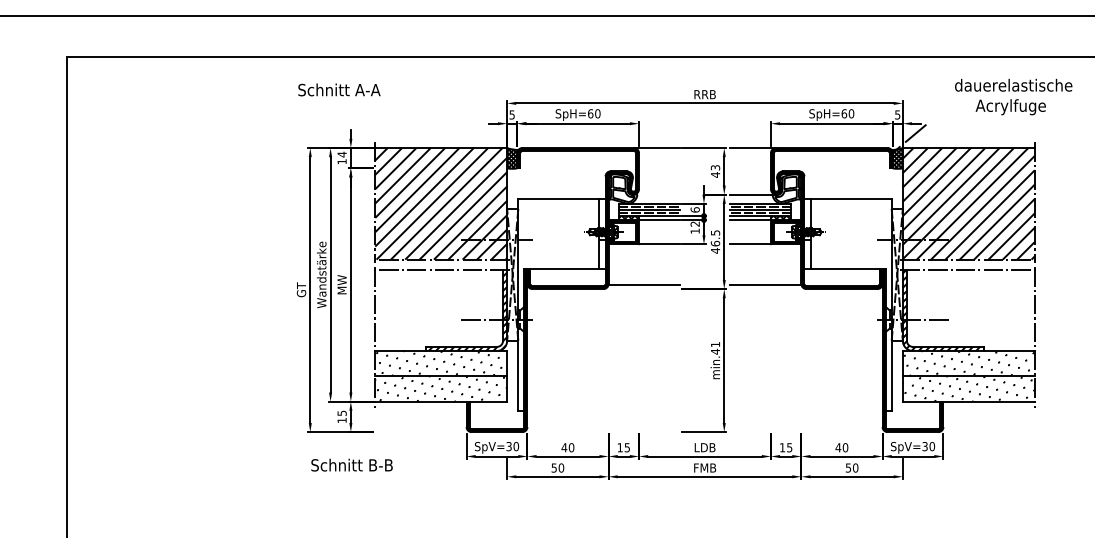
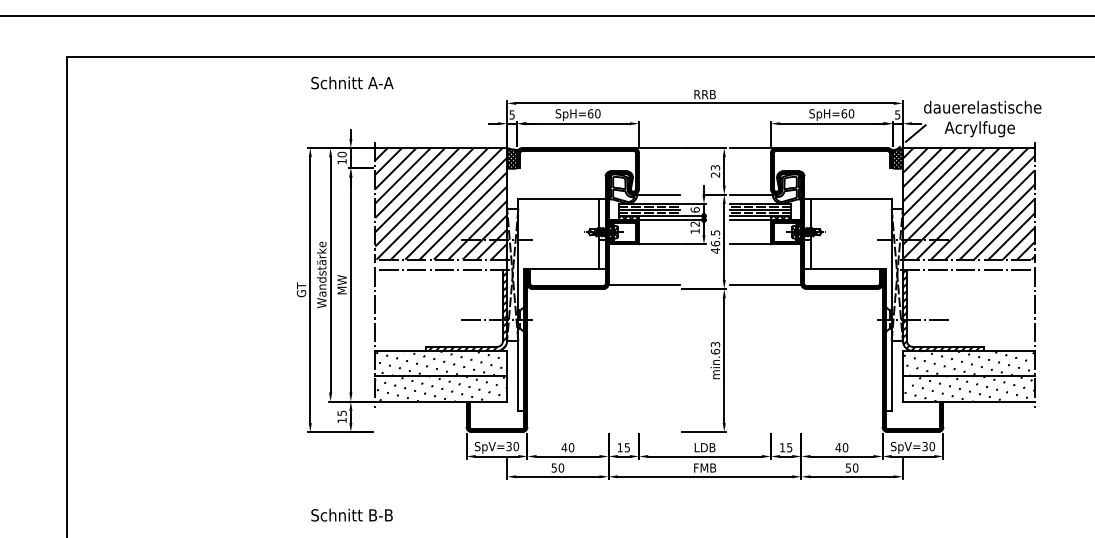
text position: (339, 89) -> (352, 82) (352, 82)
text position: (1013, 96) -> (982, 118) (982, 118)
text: 14 -> 10 (341, 154)
text: 43 -> 23 (715, 174)
line: none -> present (656, 194)
text: min.41 -> min.63 (715, 348)
text position: (351, 464) -> (351, 514) (351, 514)
